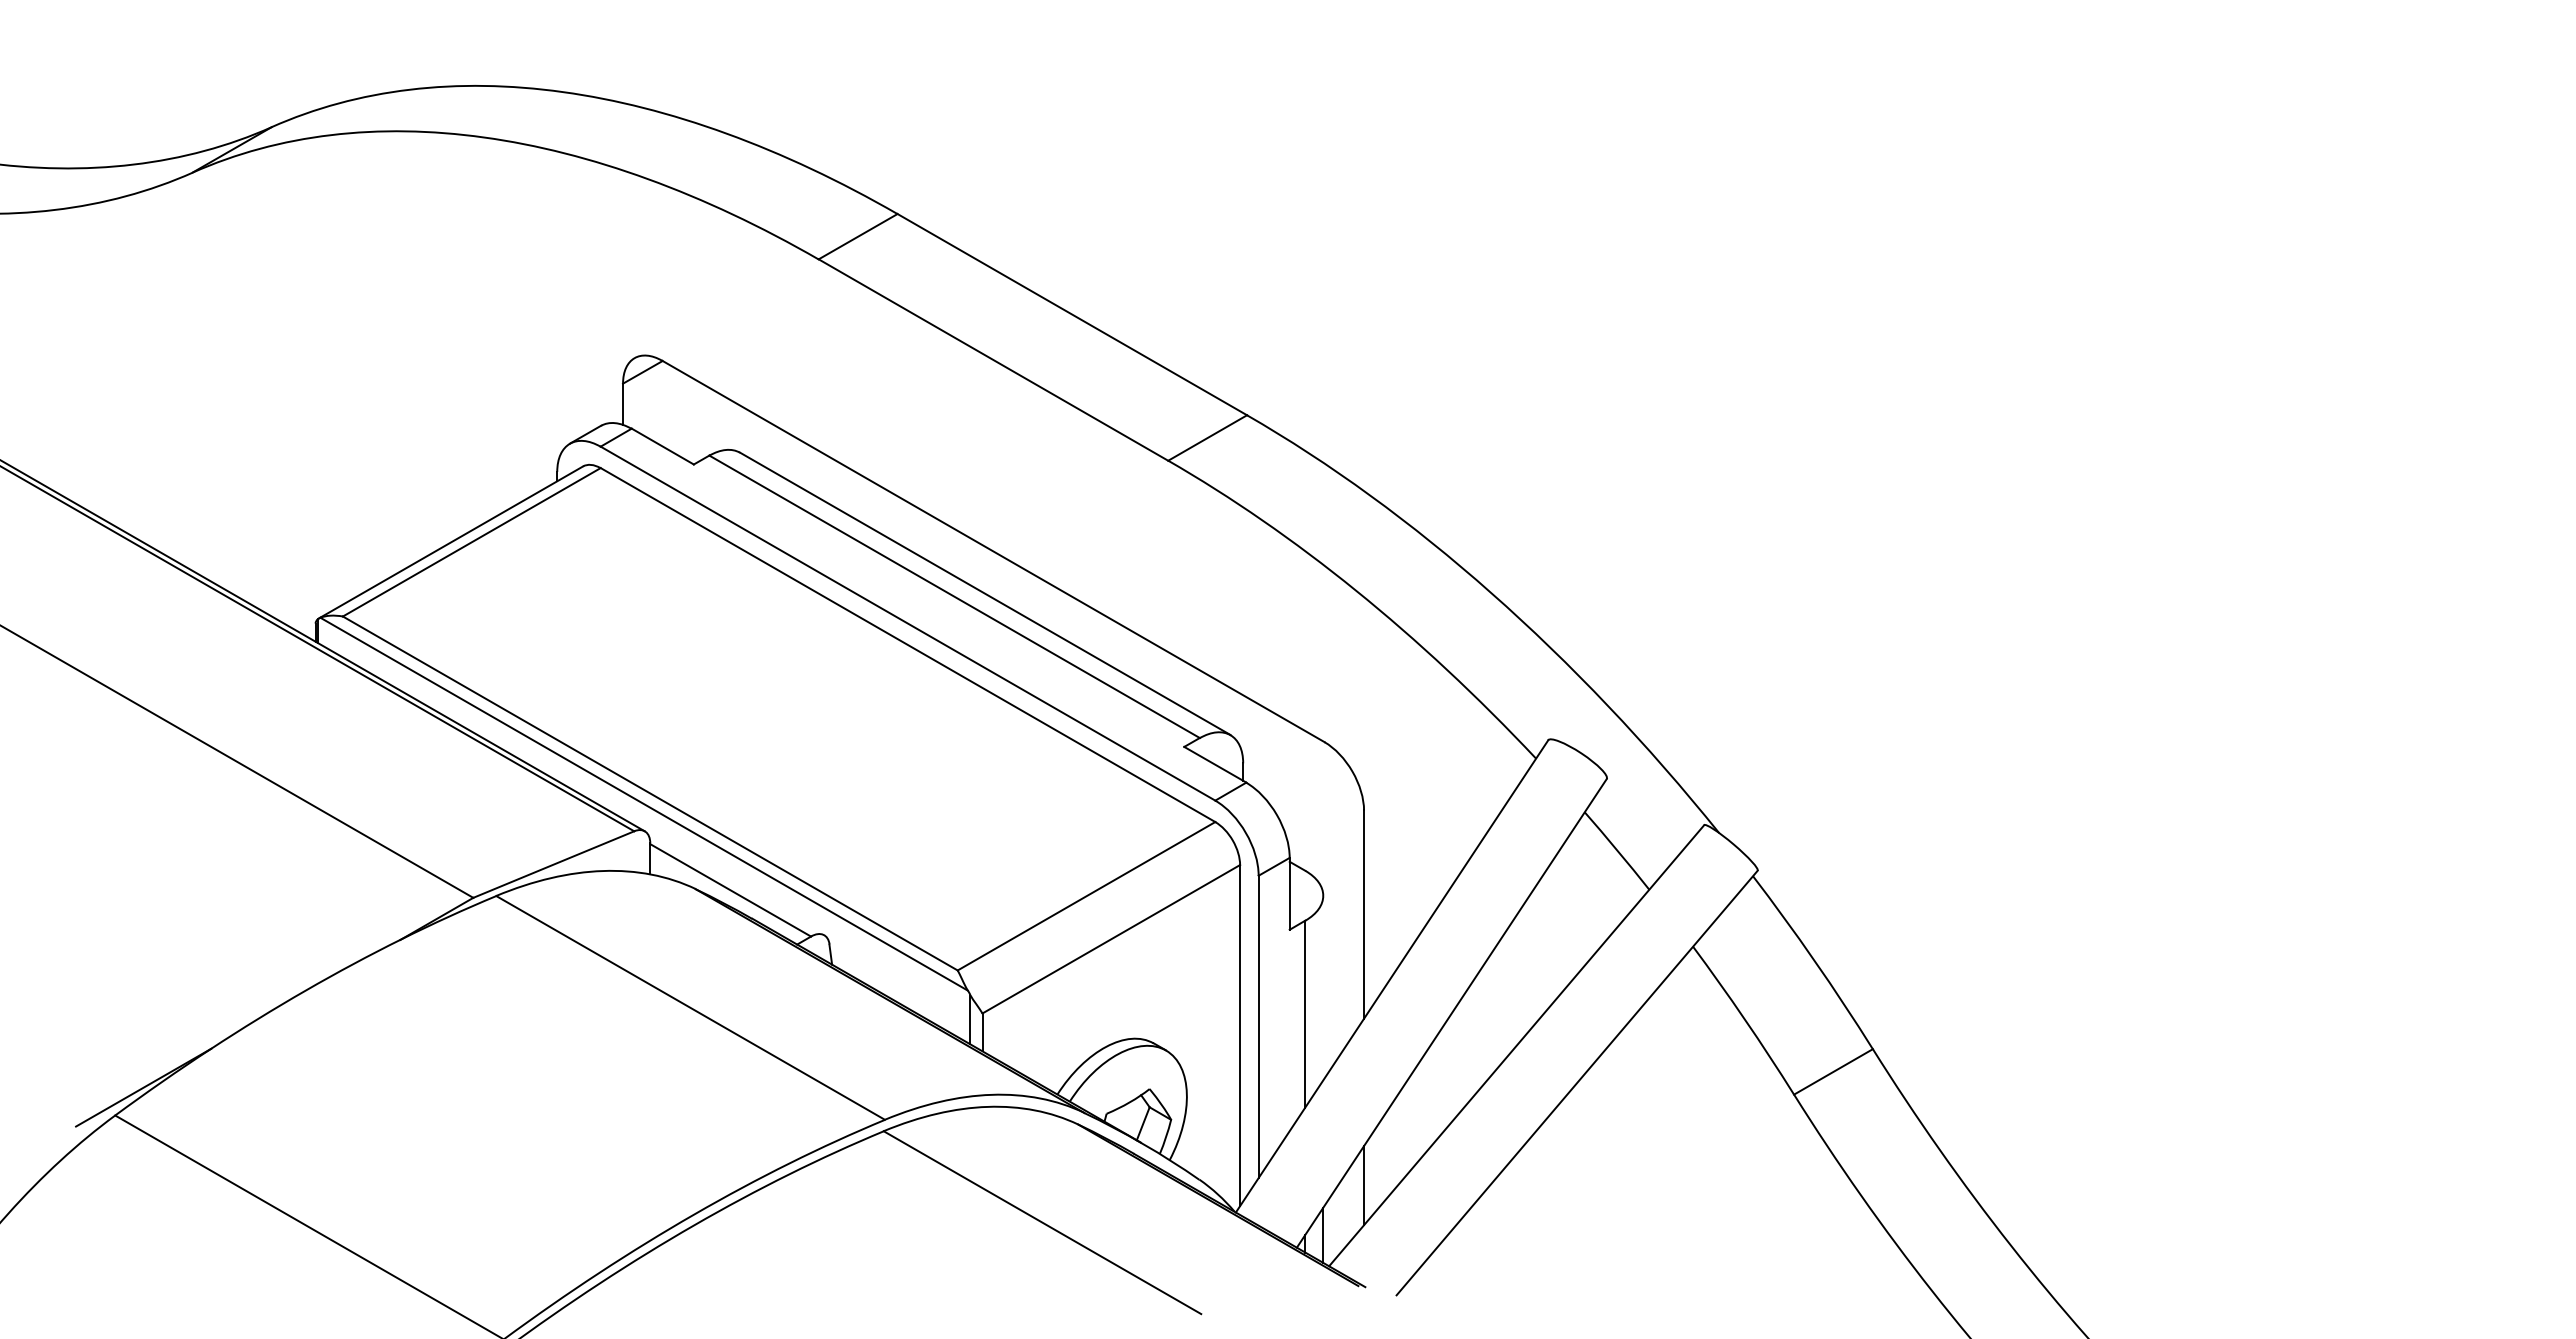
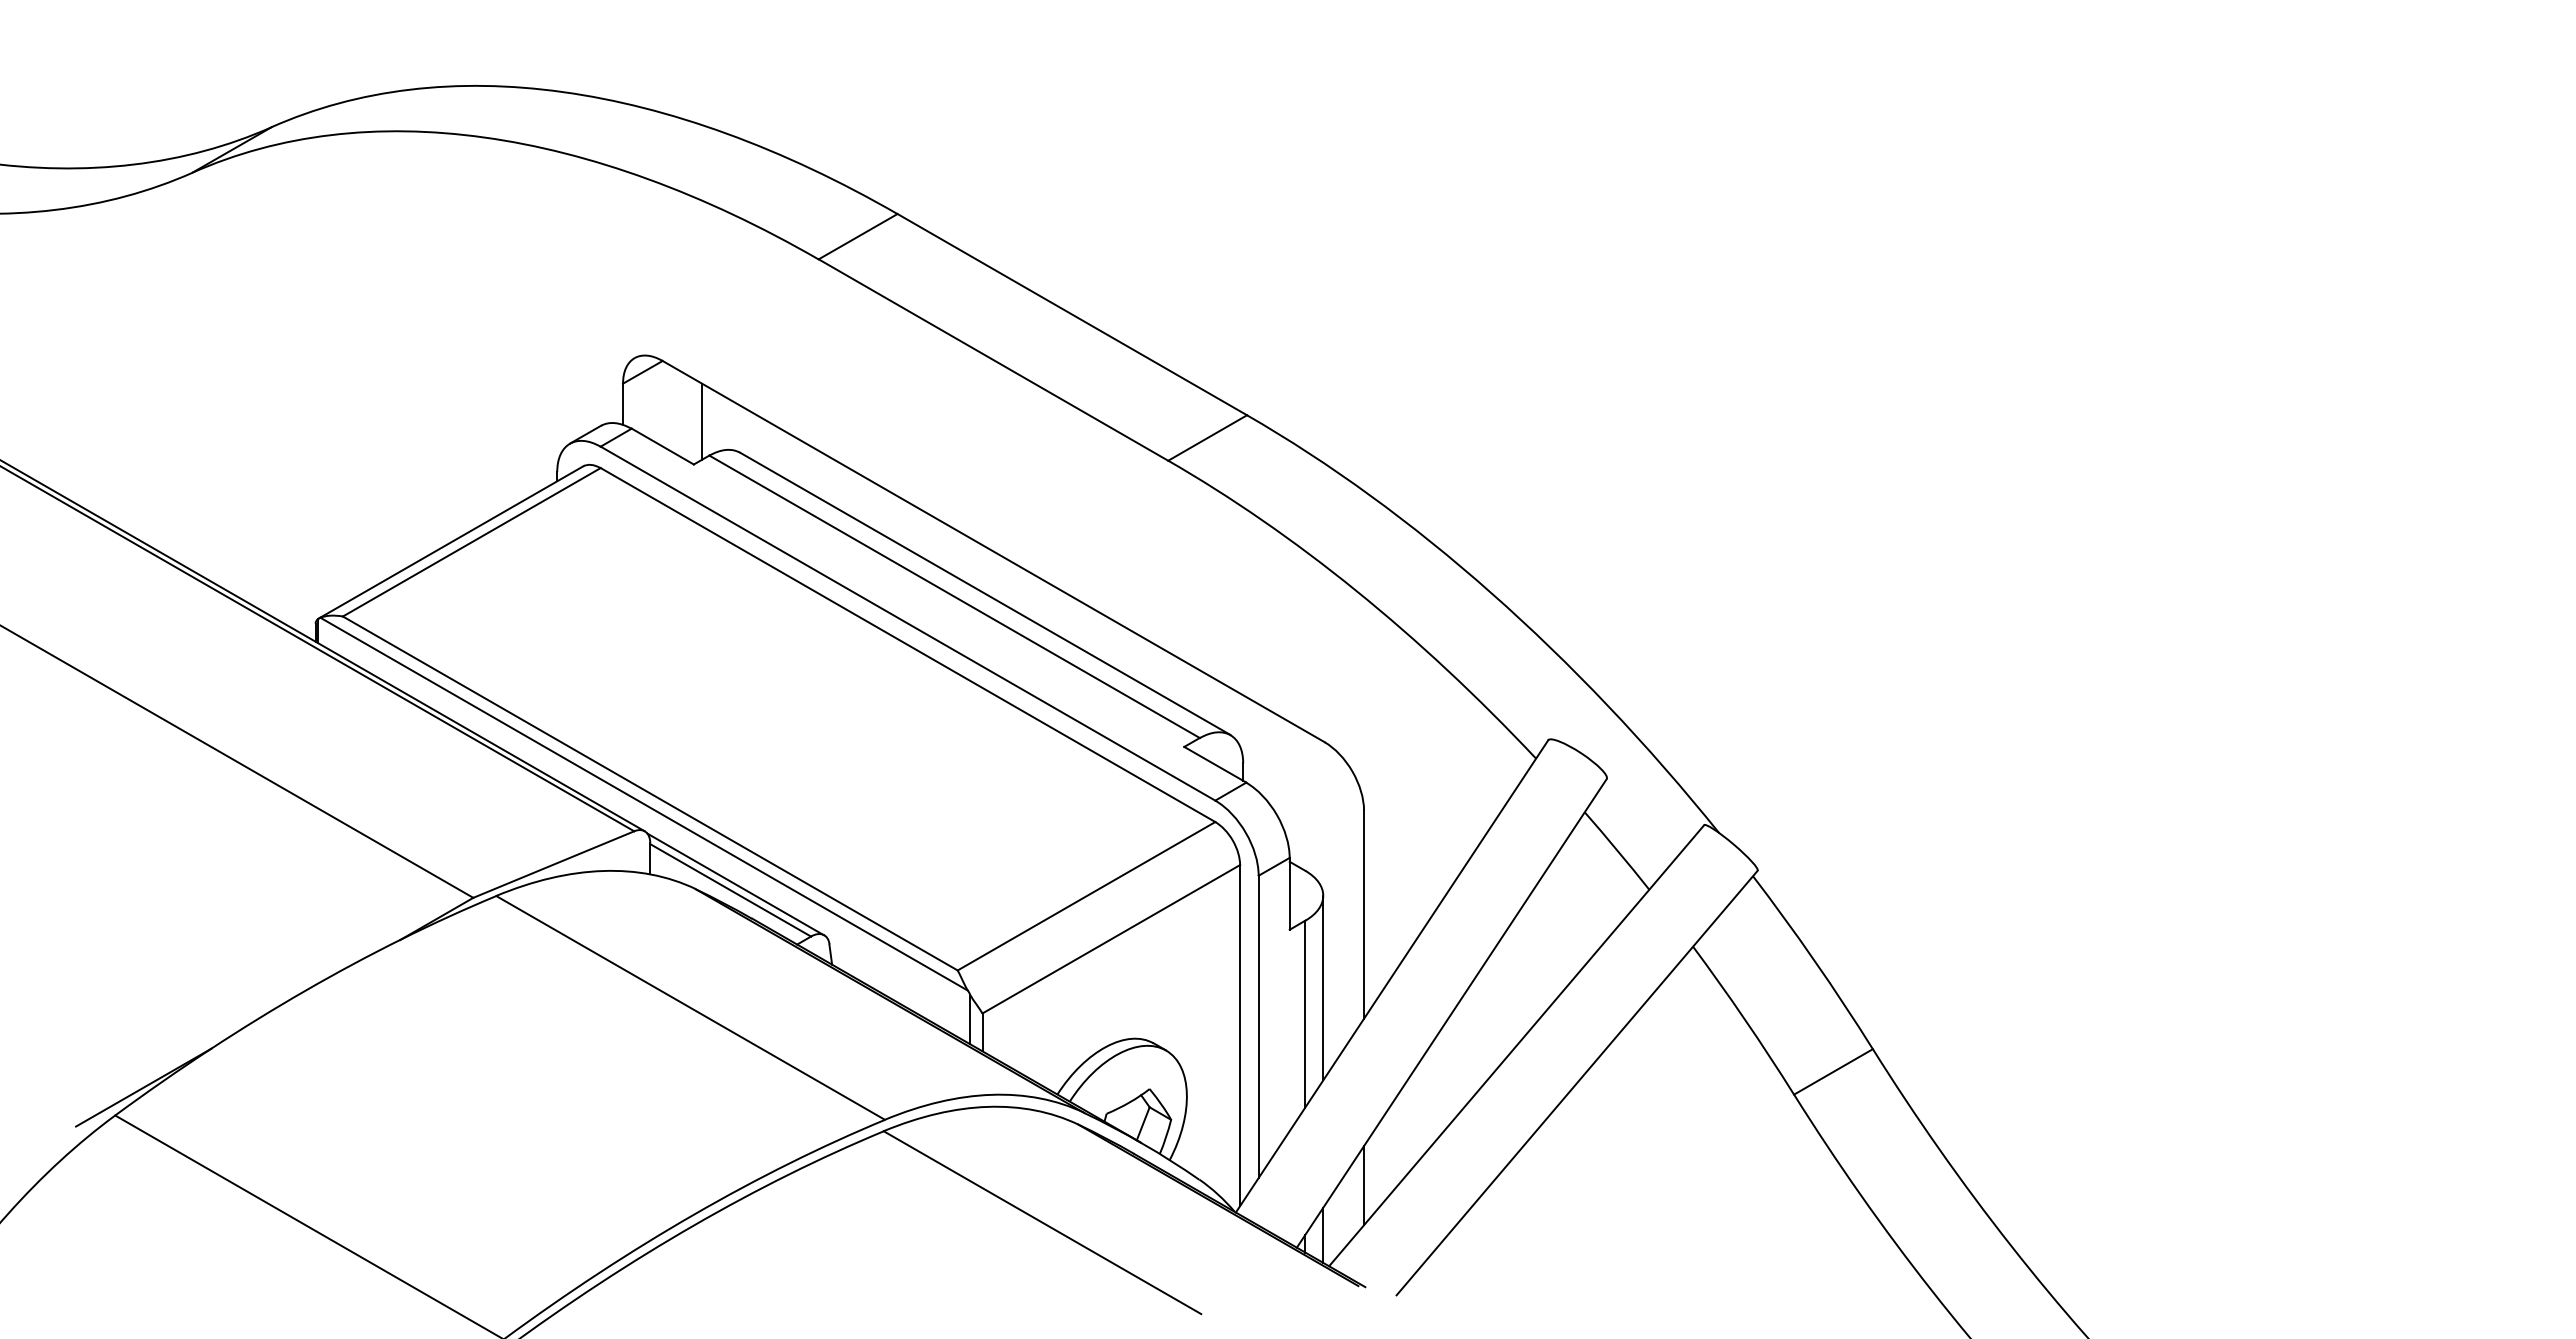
line: none -> present (701, 421)
line: none -> present (735, 884)
line: none -> present (1323, 987)
